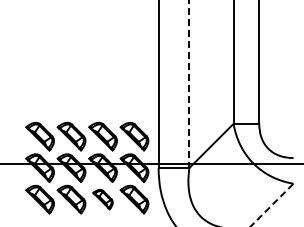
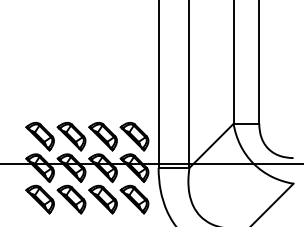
line: dashed -> solid (189, 84)
part size: 22x22 px -> 30x31 px (102, 199)
line: dashed -> solid (272, 204)
